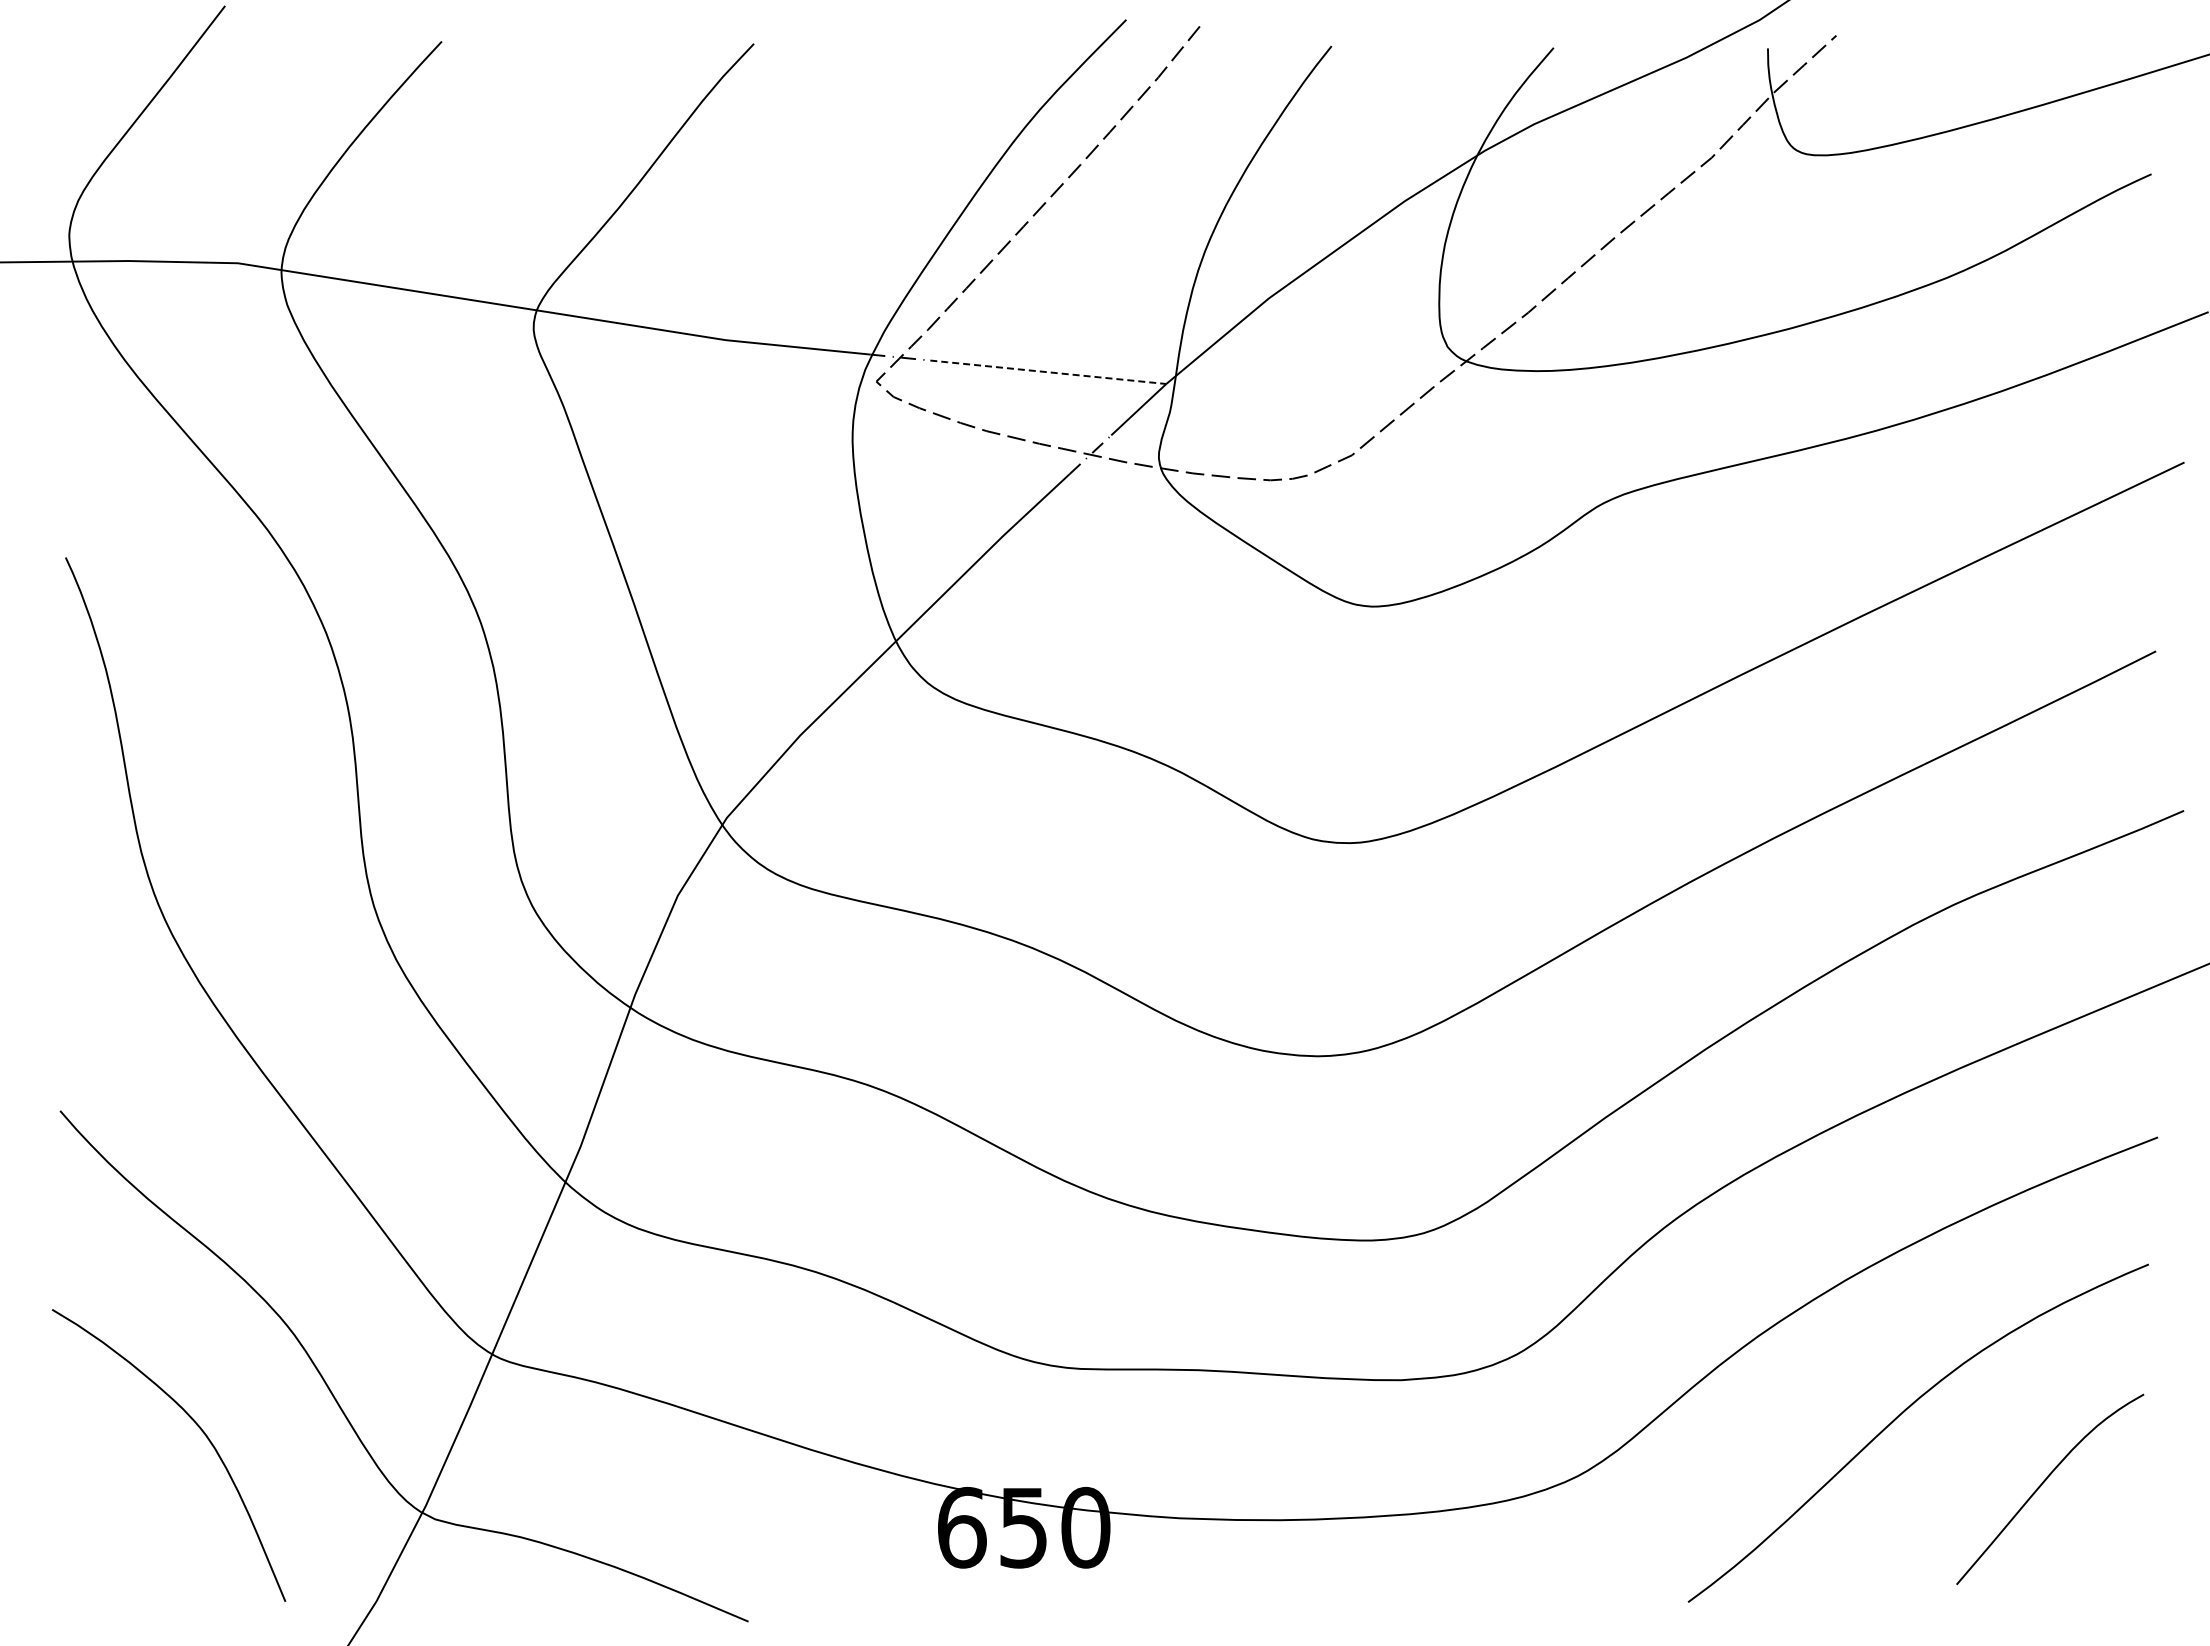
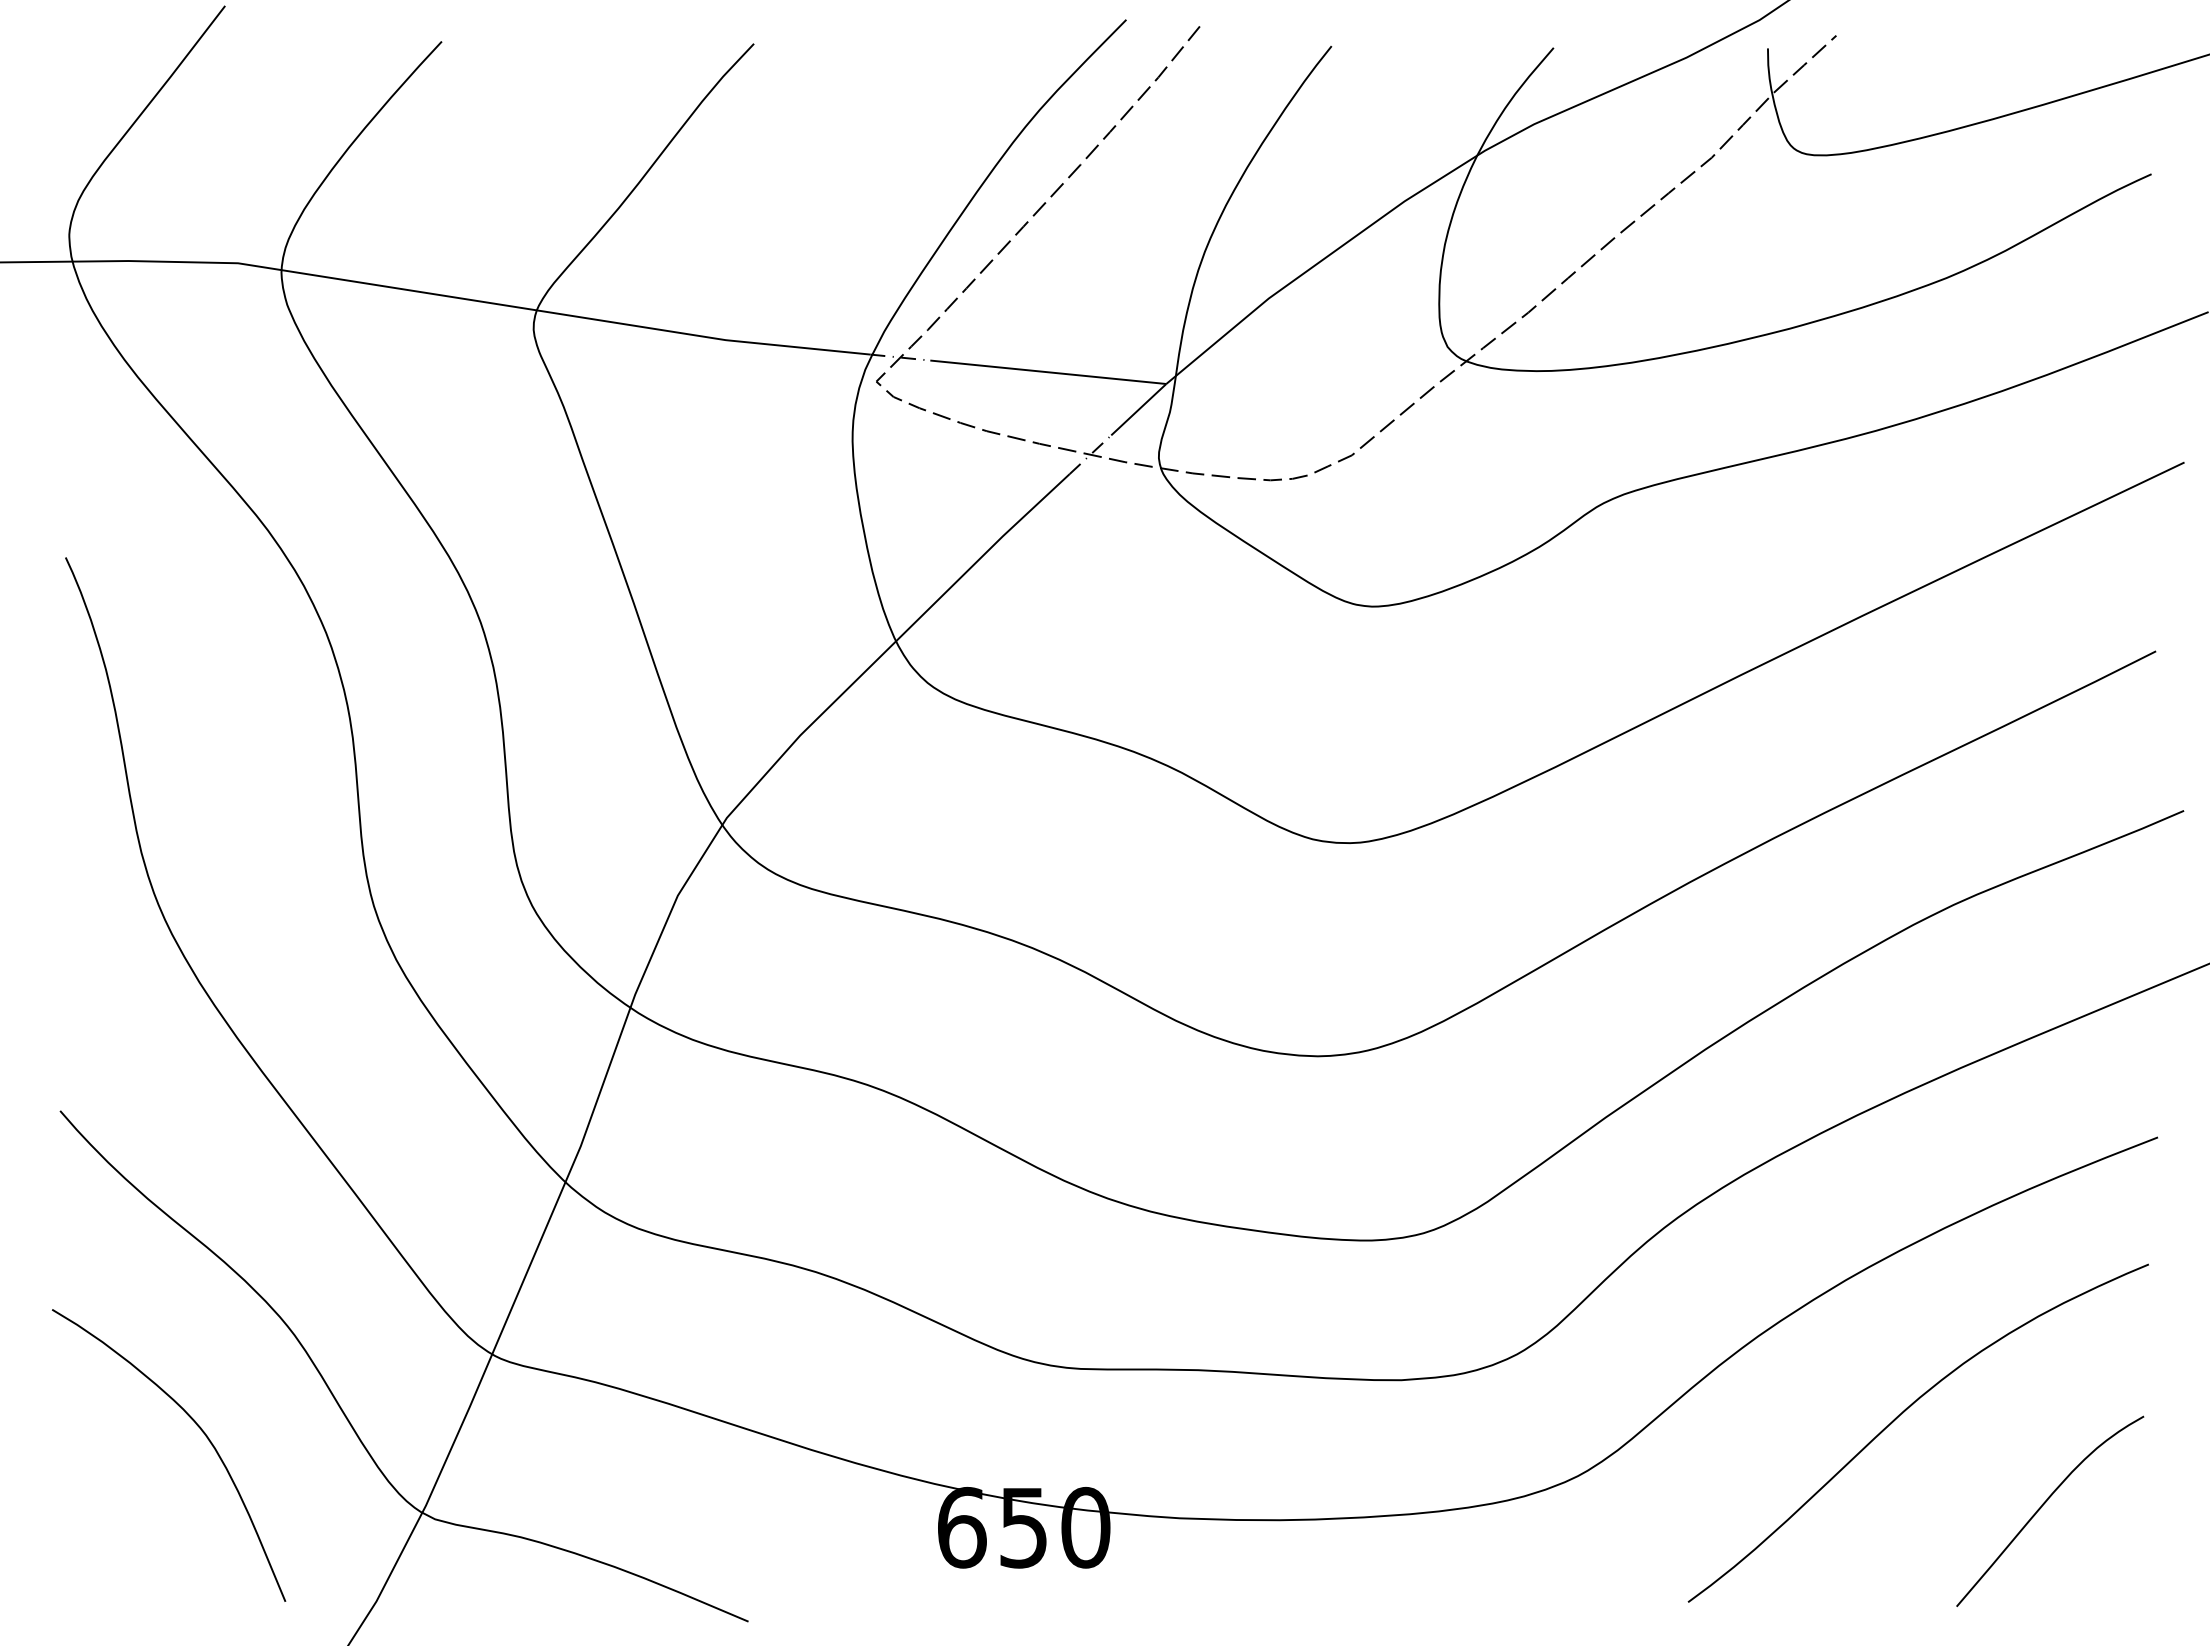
line: dashed -> solid (1047, 372)
curve position: (2044, 1482) -> (2044, 1504) (2044, 1504)
